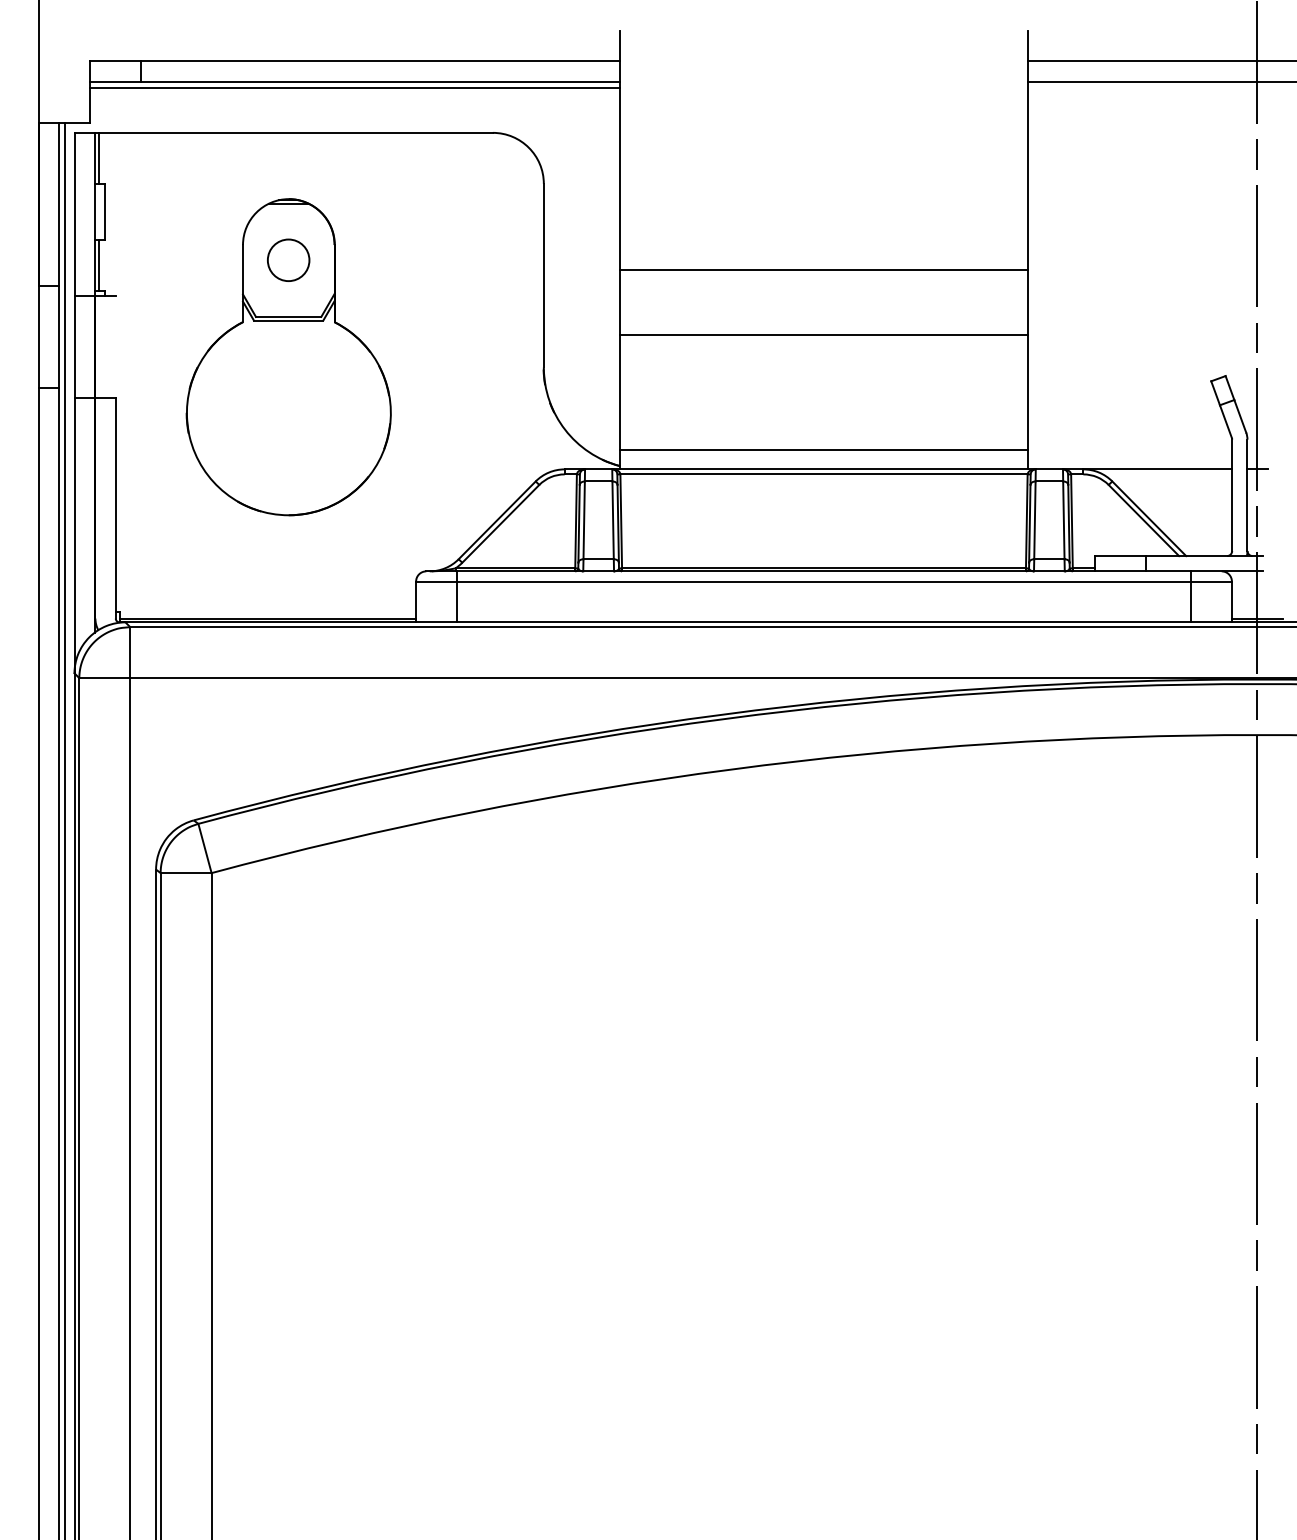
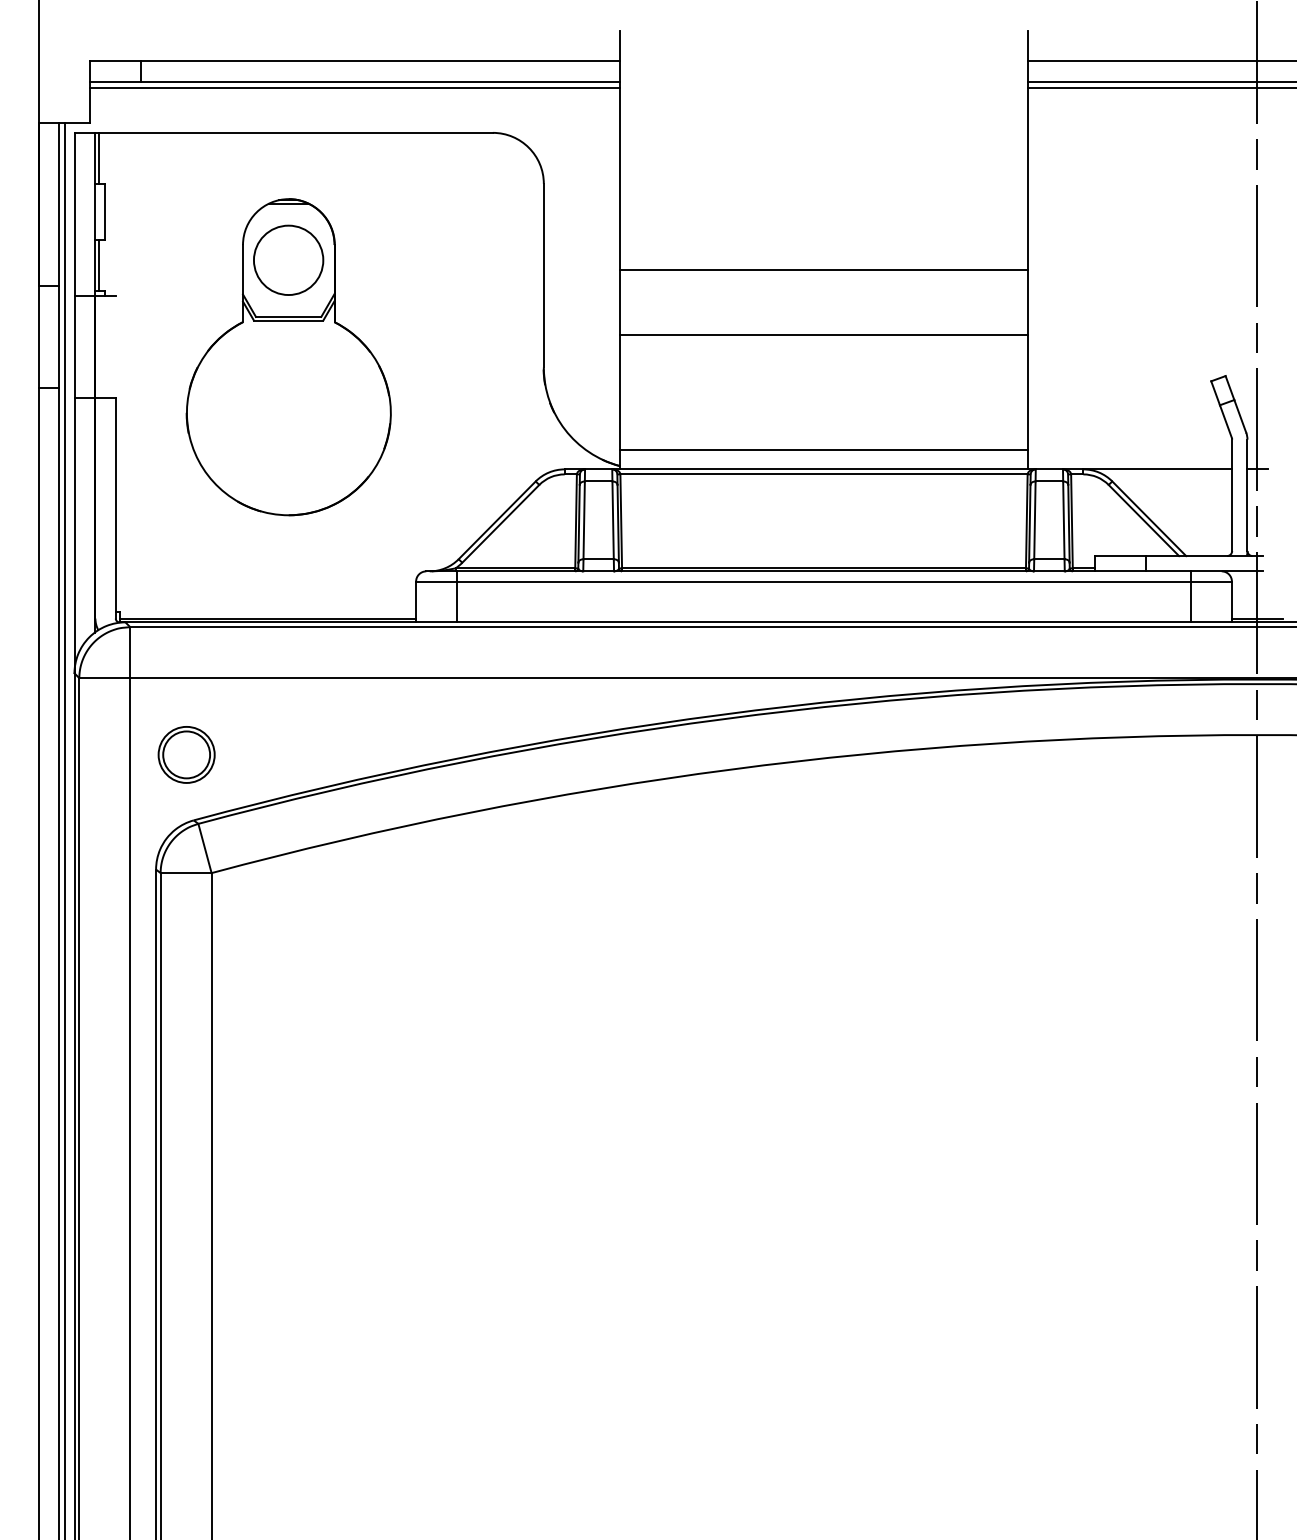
line: none -> present (1160, 88)
circle diameter: 42 px -> 69 px (288, 260)
part: none -> present (186, 754)
